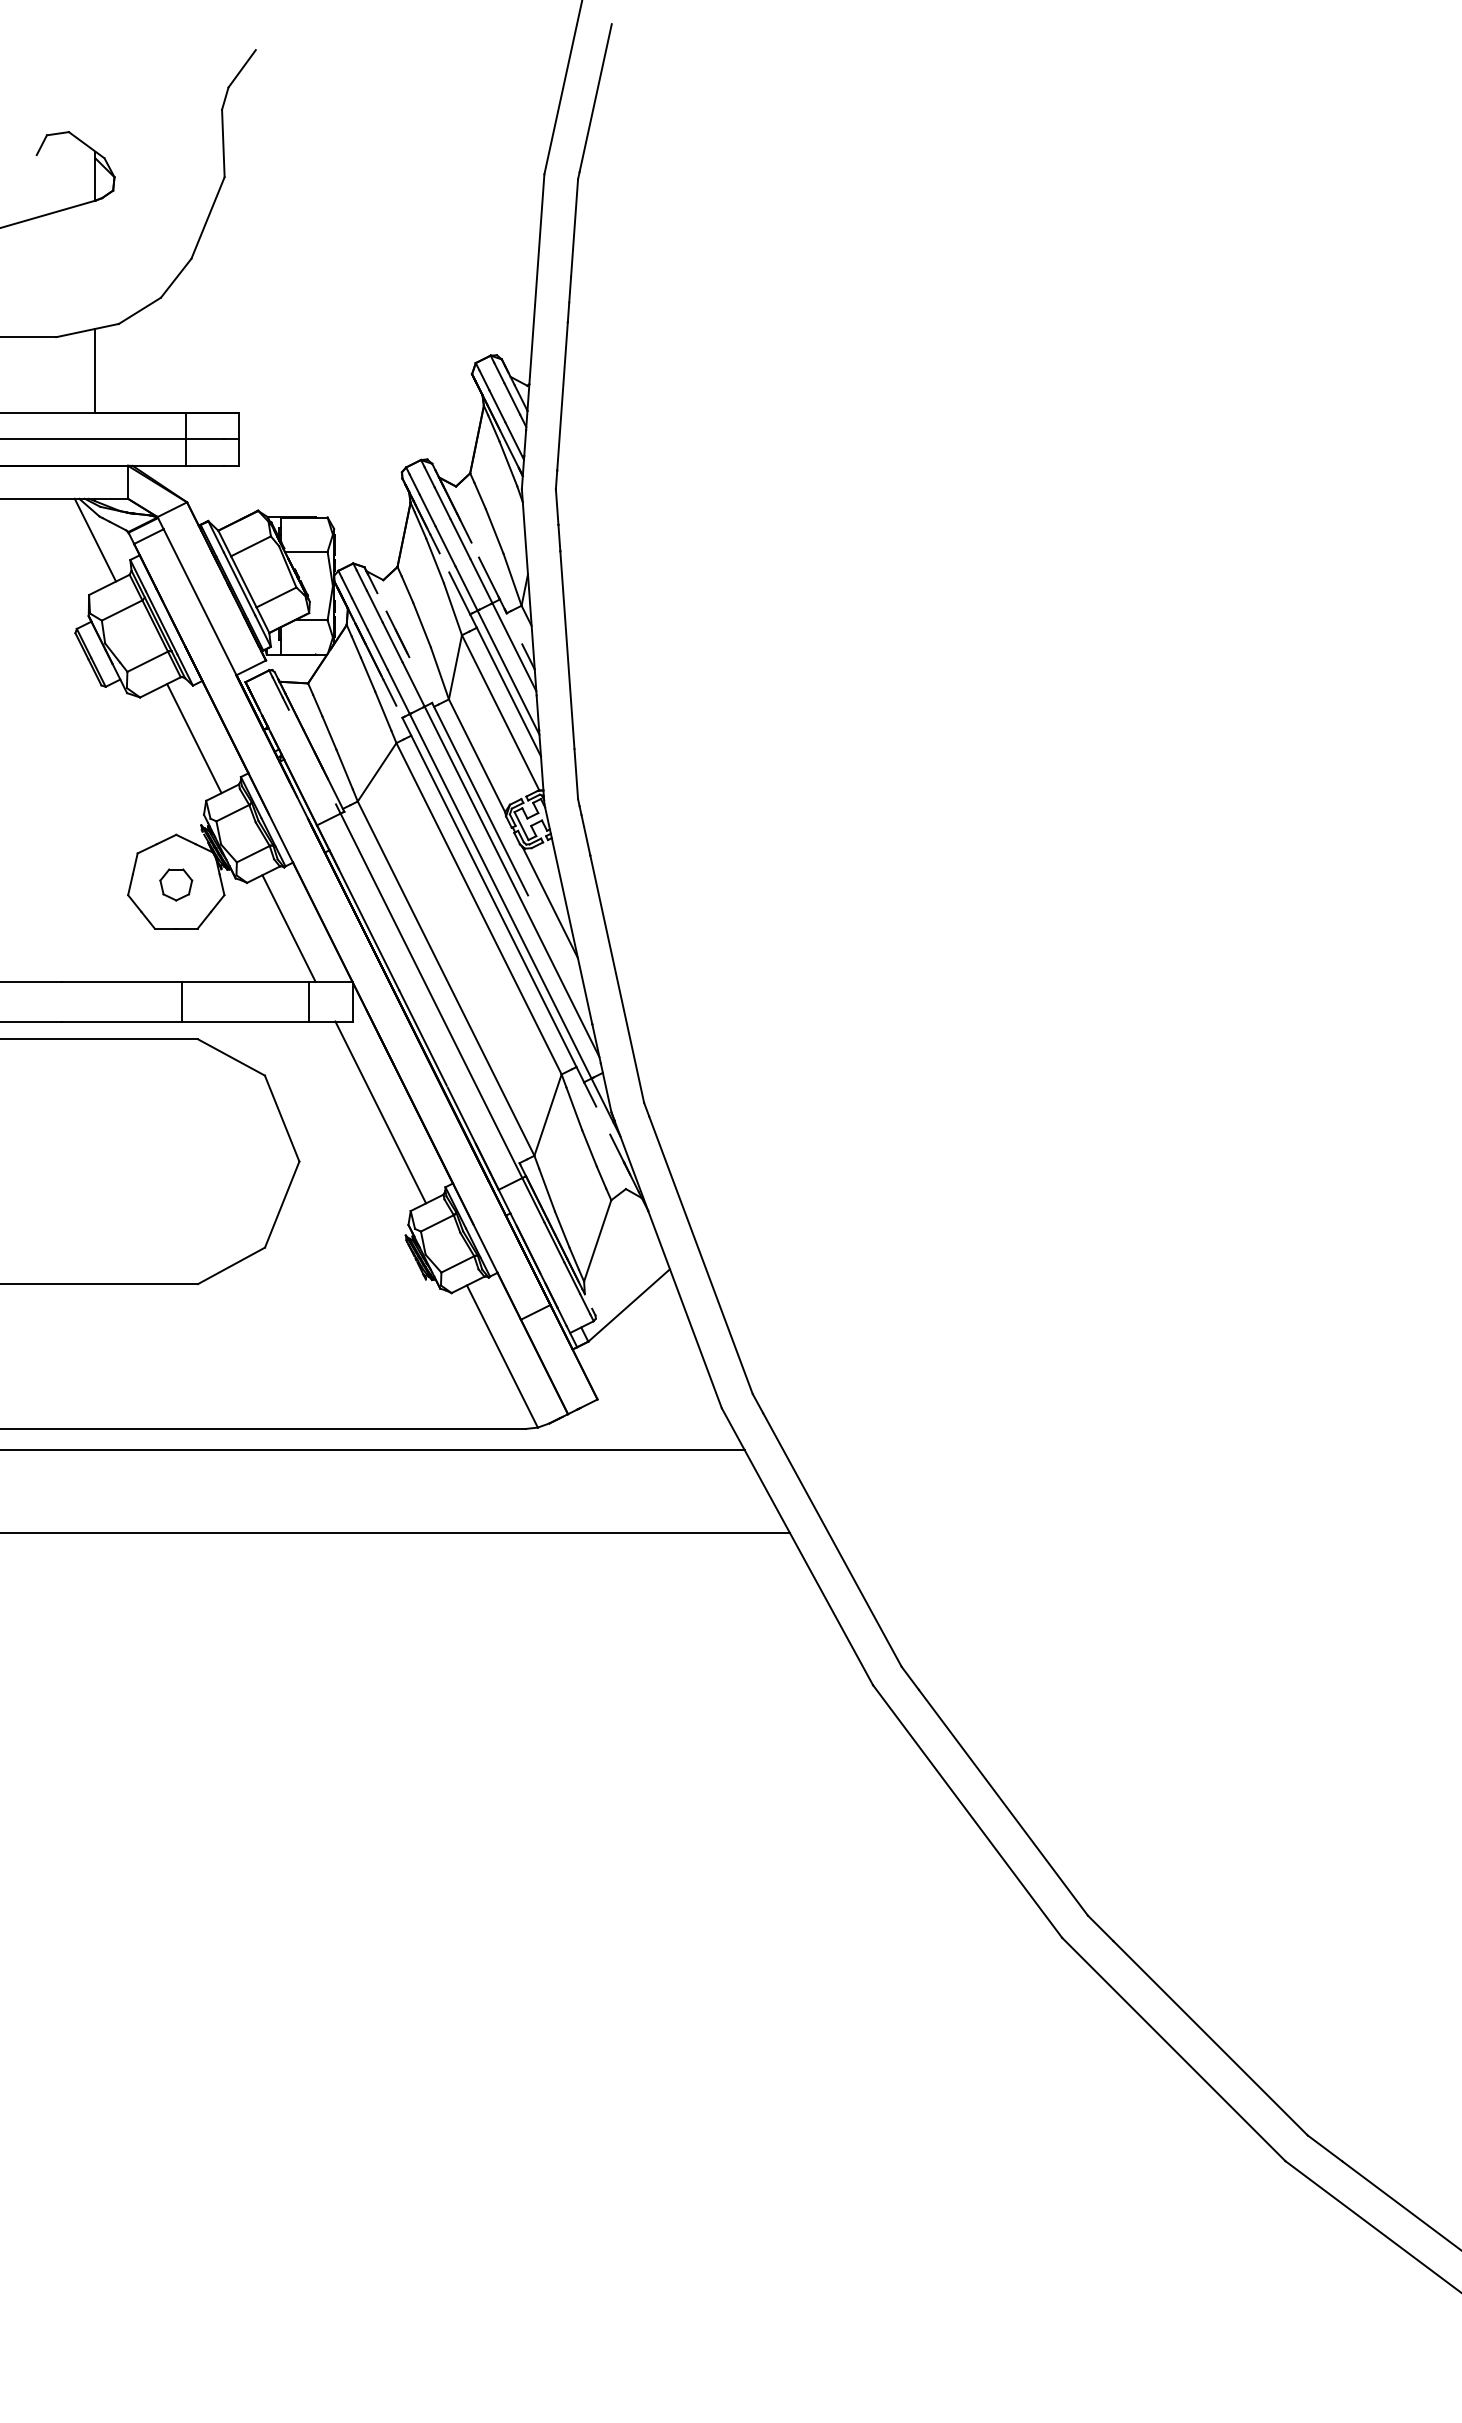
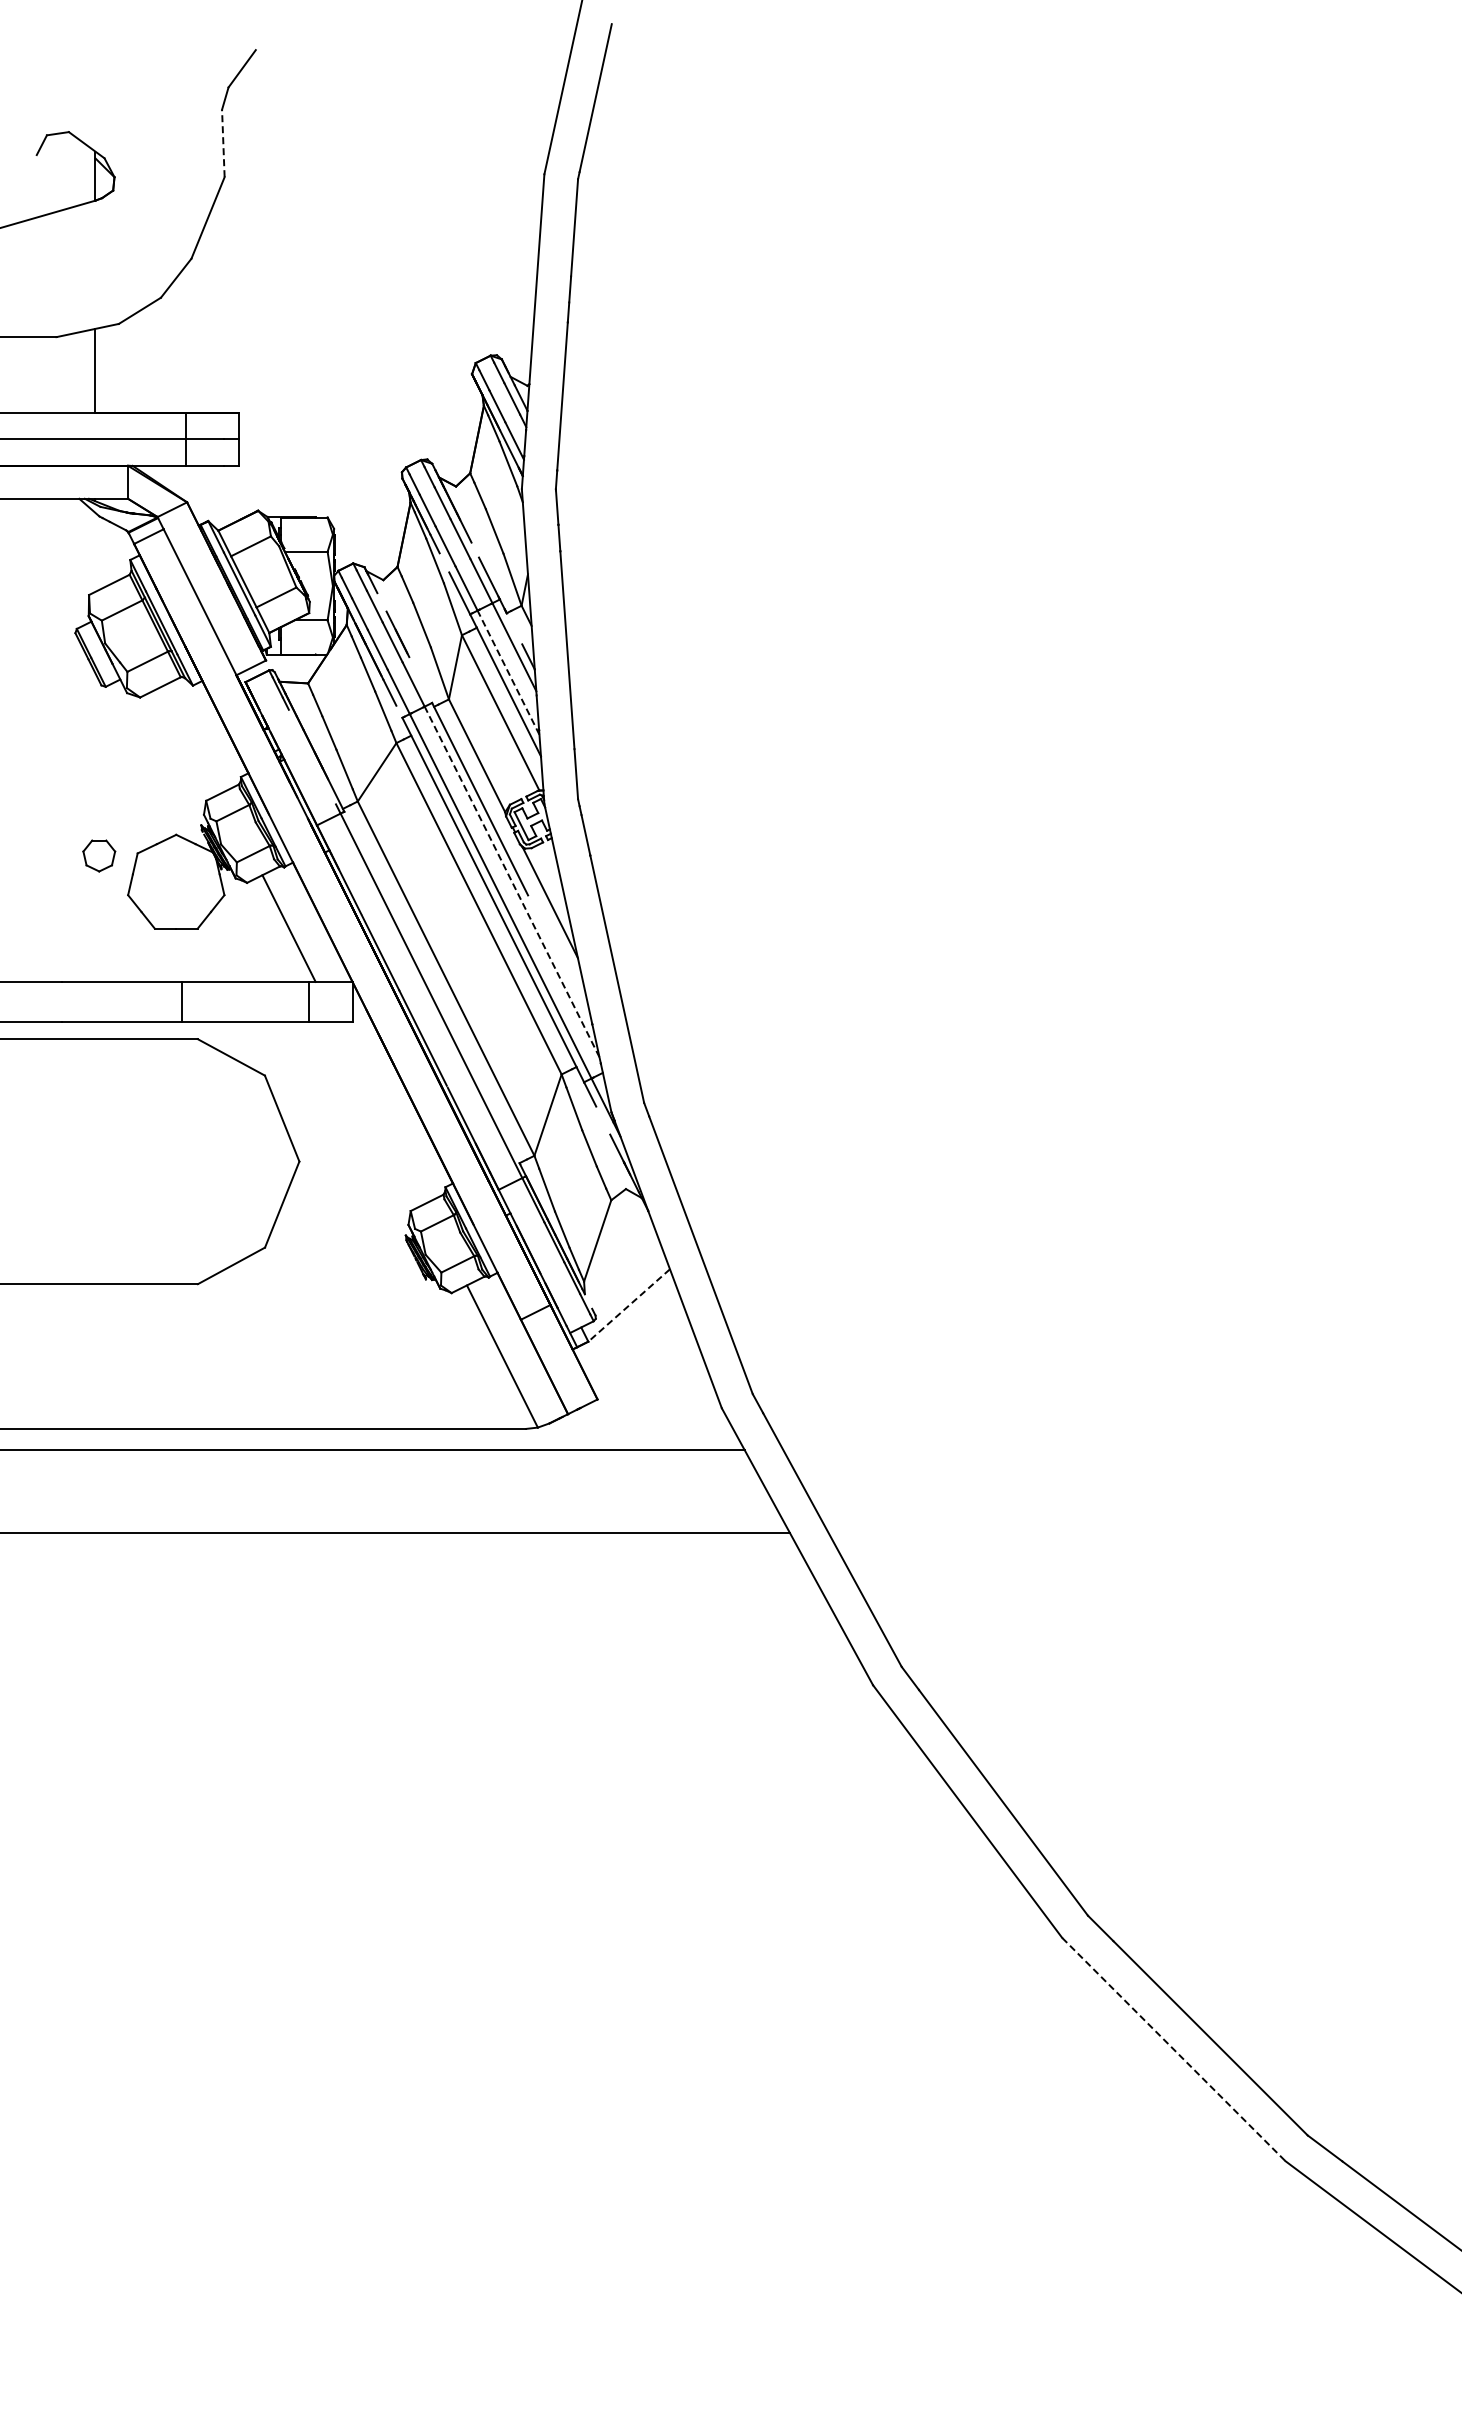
line: solid -> dashed (223, 143)
line: present -> none (95, 539)
line: solid -> dashed (508, 672)
line: present -> none (194, 738)
line: solid -> dashed (512, 881)
part position: (176, 884) -> (99, 855) (99, 855)
line: present -> none (380, 1112)
line: solid -> dashed (629, 1305)
line: solid -> dashed (1173, 2049)
